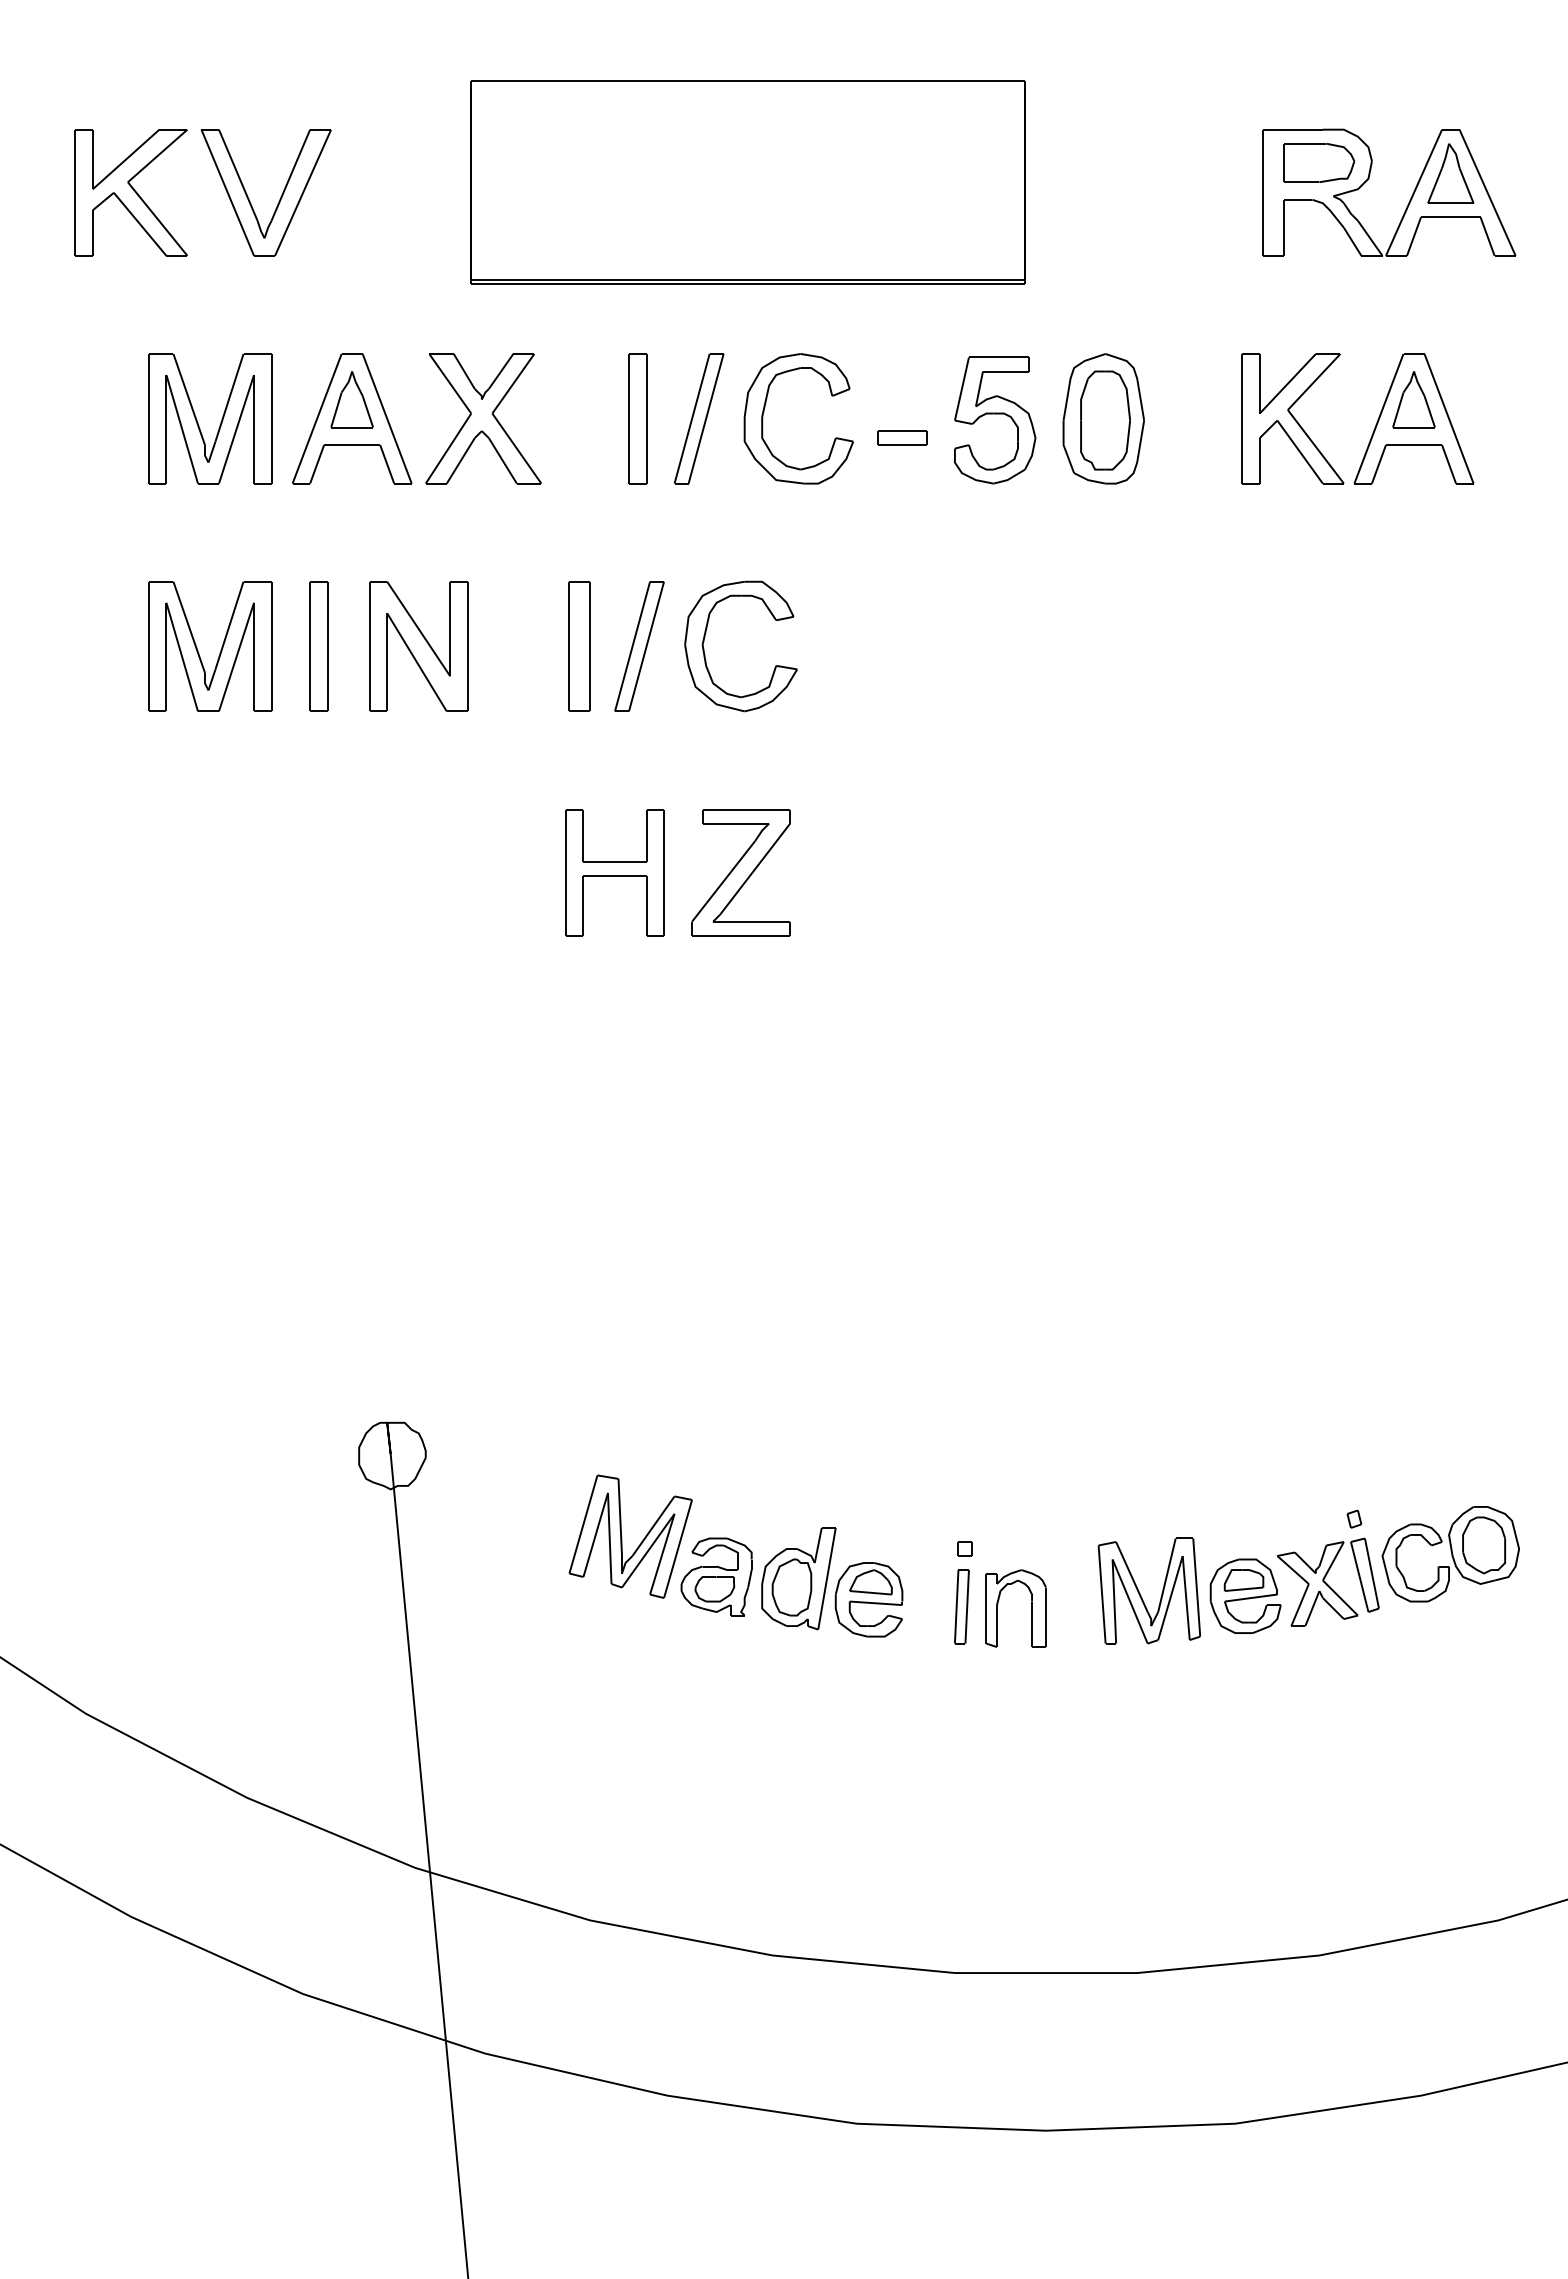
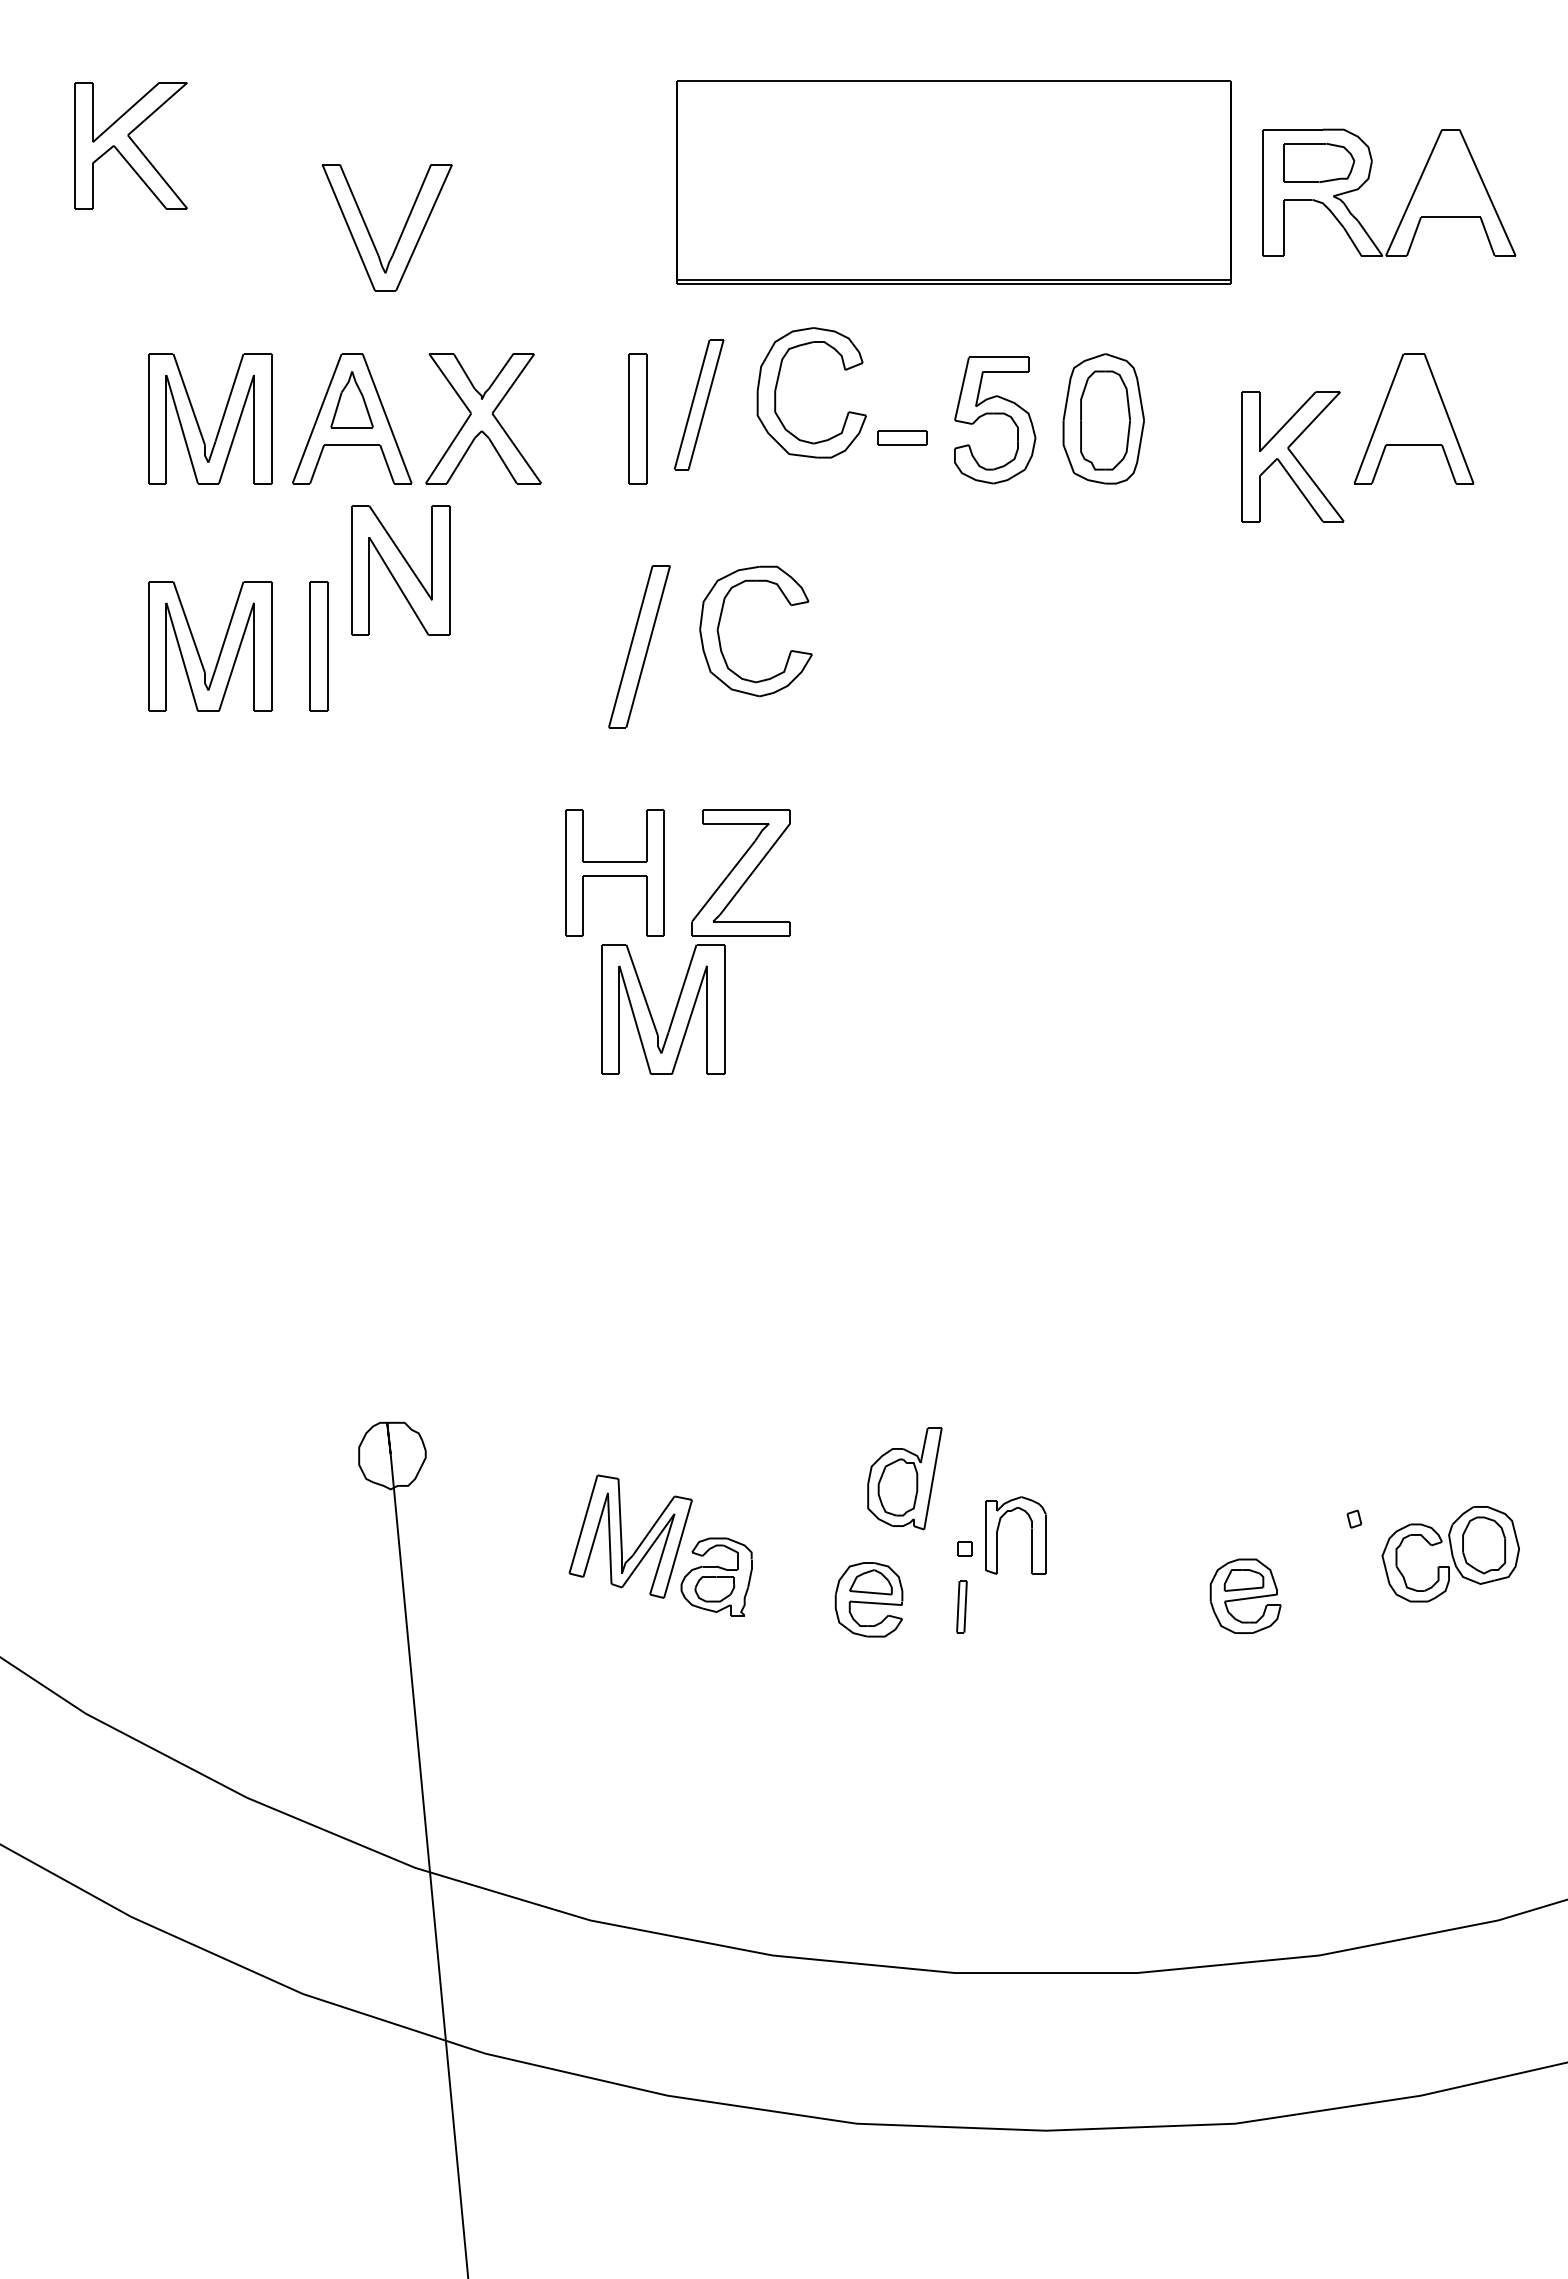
part: present -> none (1450, 173)
part position: (747, 182) -> (953, 182) (953, 182)
part position: (130, 192) -> (130, 145) (130, 145)
part position: (280, 196) -> (401, 231) (401, 231)
part: present -> none (1413, 399)
part position: (764, 412) -> (777, 386) (777, 386)
part position: (698, 418) -> (698, 404) (698, 404)
part position: (1292, 418) -> (1292, 456) (1292, 456)
part position: (418, 646) -> (400, 570) (400, 570)
part: present -> none (579, 646)
part size: 51x131 px -> 63x164 px (639, 646)
part position: (705, 654) -> (720, 639) (720, 639)
part: none -> present (673, 1012)
part position: (798, 1578) -> (904, 1478) (904, 1478)
part: present -> none (1328, 1581)
part: present -> none (1141, 1595)
part size: 16x76 px -> 12x54 px (961, 1606)
part position: (1031, 1608) -> (1031, 1535) (1031, 1535)
